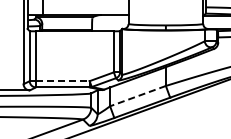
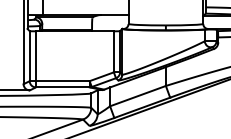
line: dashed -> solid (62, 81)
line: dashed -> solid (138, 96)
